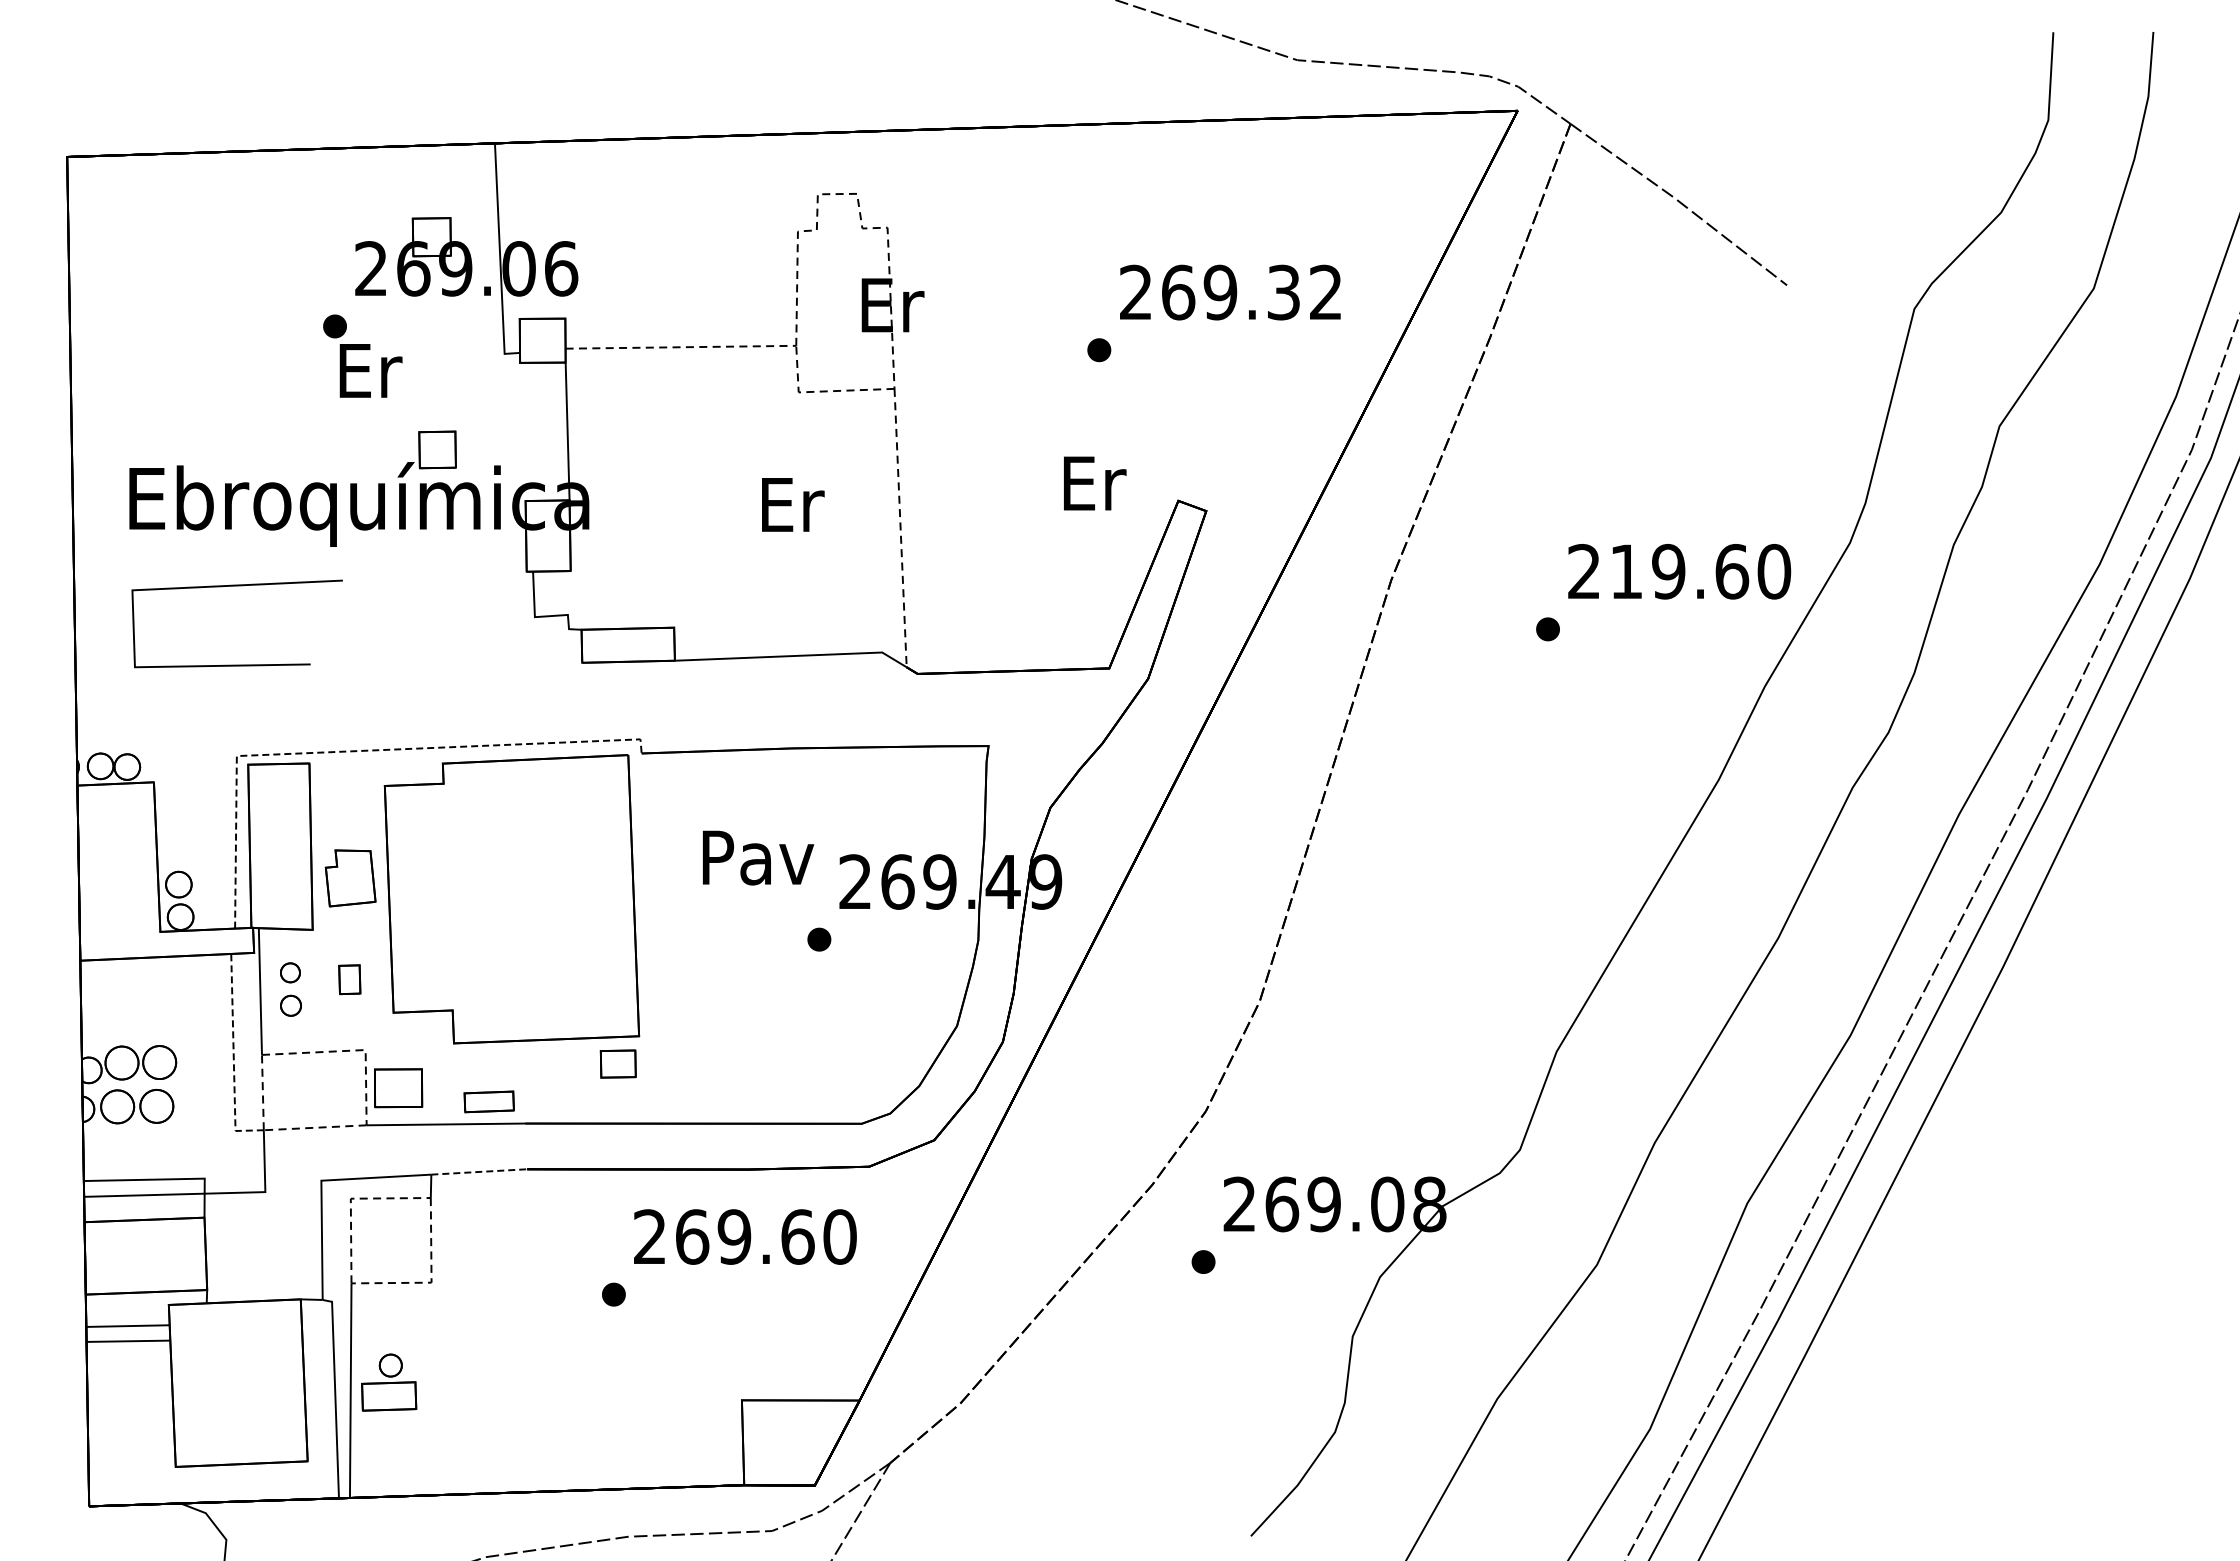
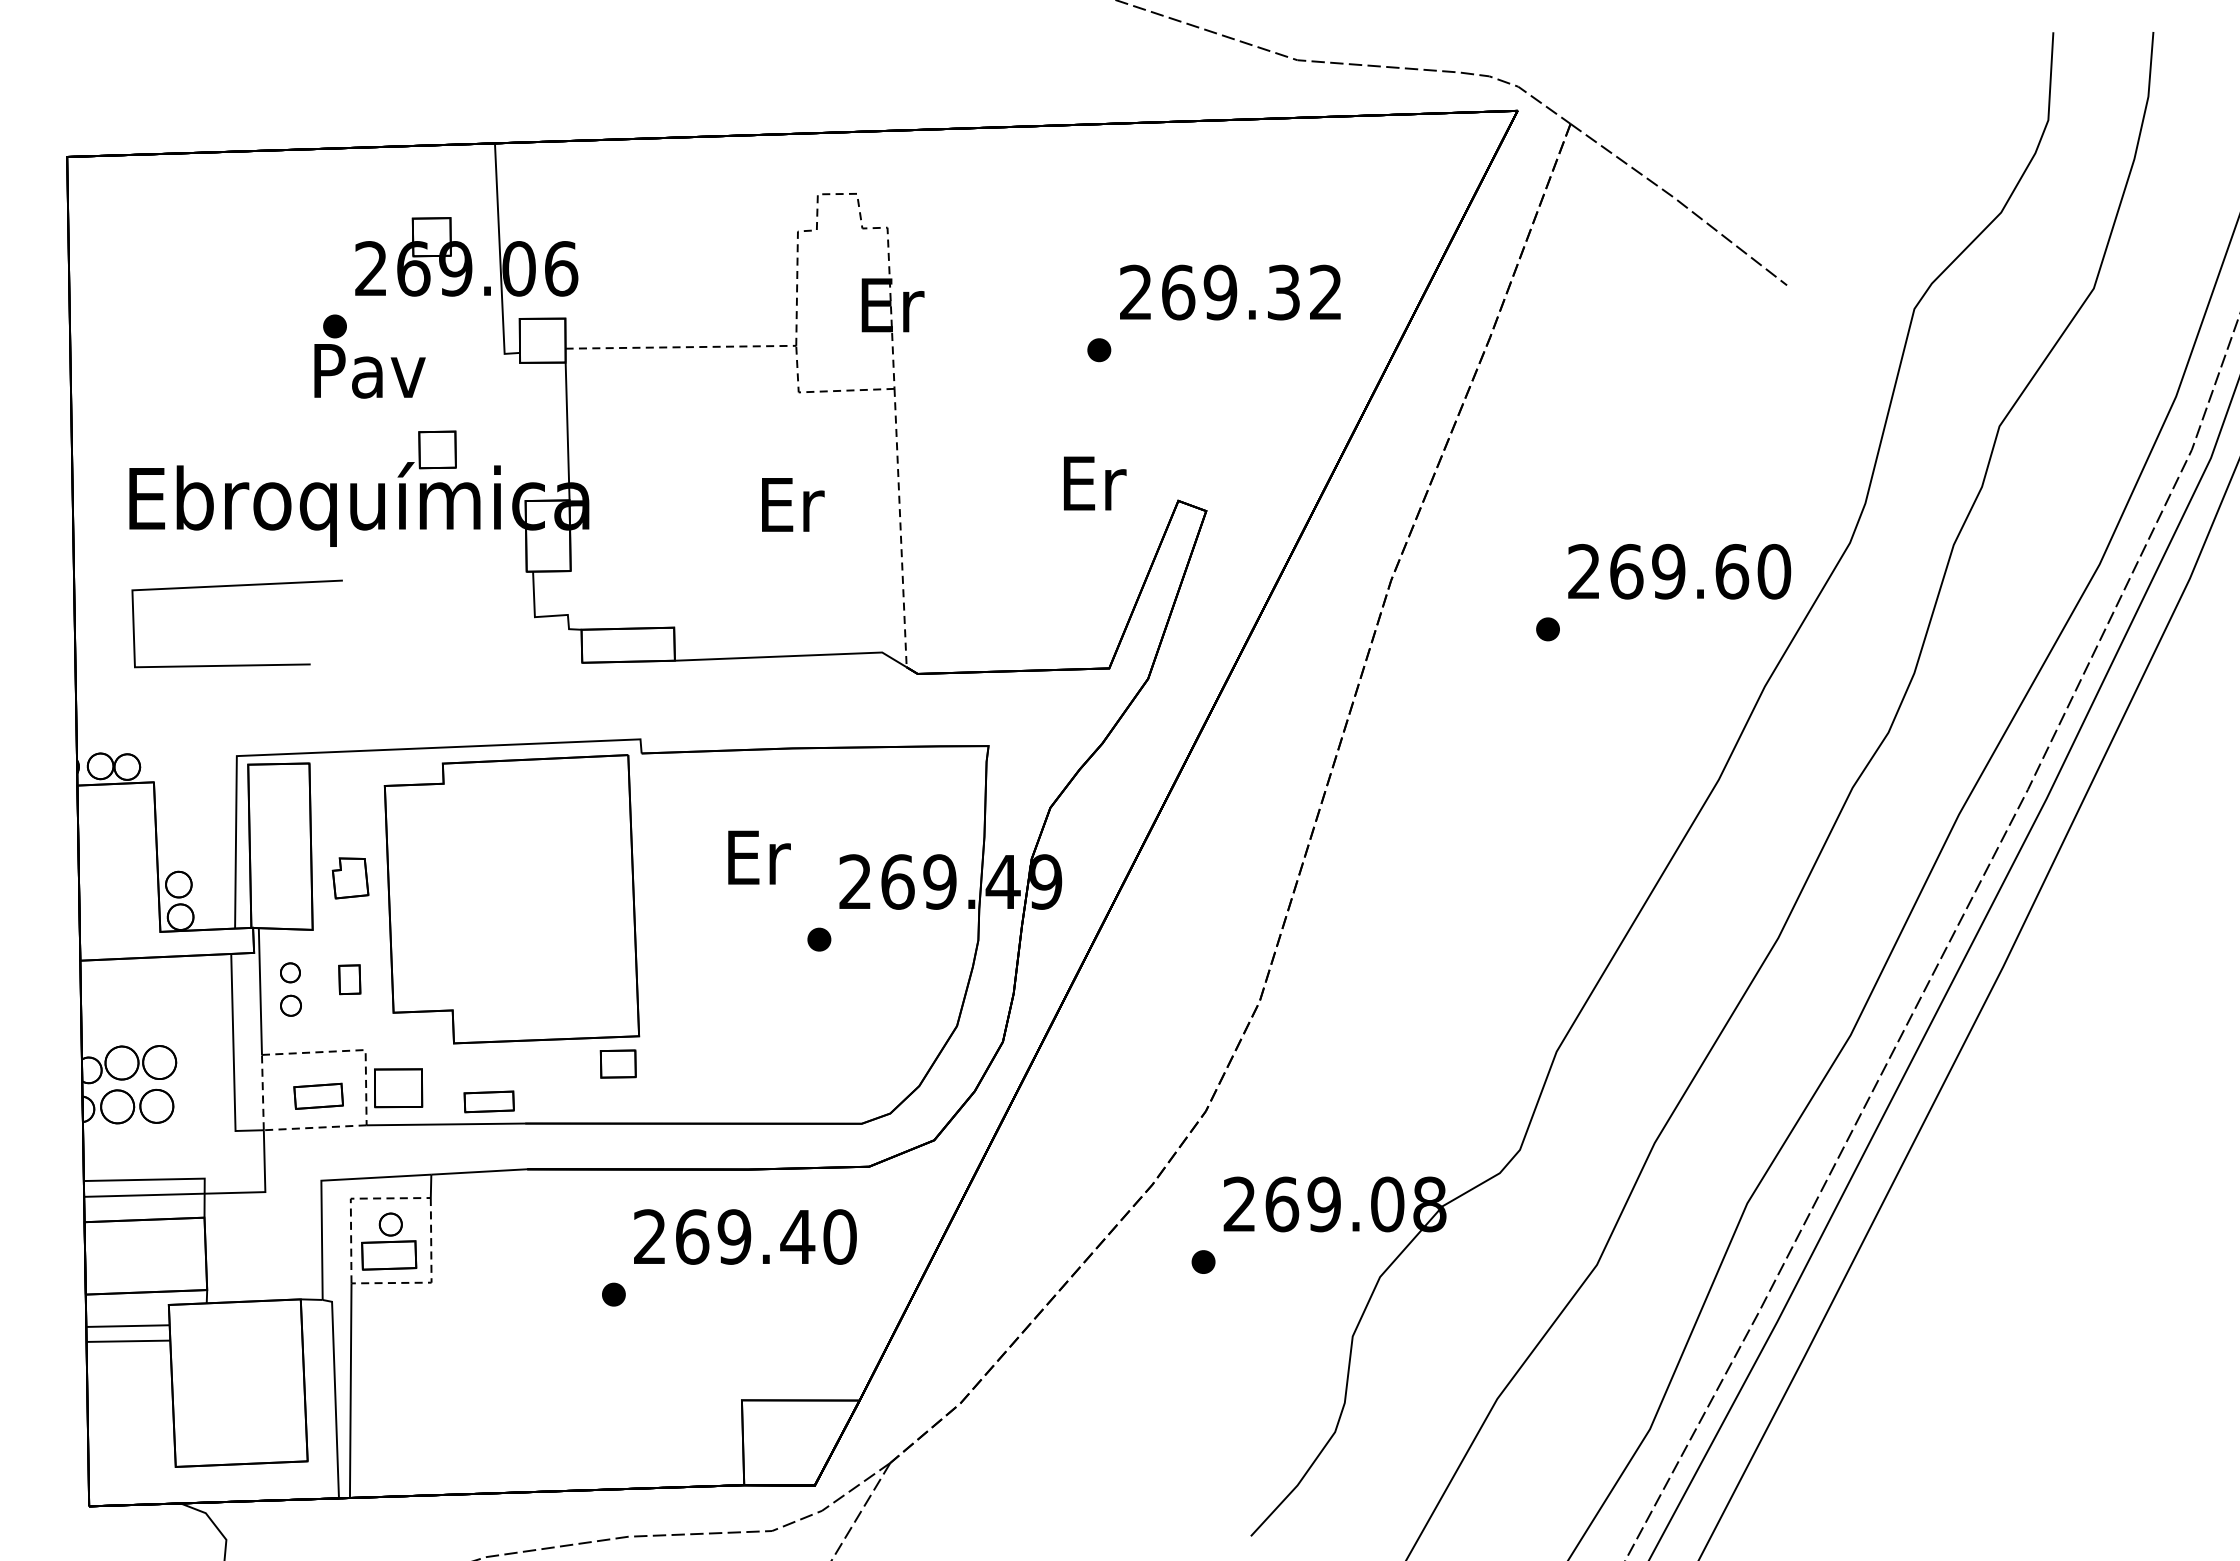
text: Er -> Pav (369, 371)
text: 219.60 -> 269.60 (1626, 571)
line: dashed -> solid (359, 751)
text: Pav -> Er (758, 857)
part size: 53x59 px -> 39x43 px (350, 878)
line: dashed -> solid (233, 1057)
part: none -> present (318, 1095)
line: dashed -> solid (479, 1171)
text: 269.60 -> 269.40 (797, 1236)
part position: (389, 1382) -> (389, 1241) (389, 1241)
